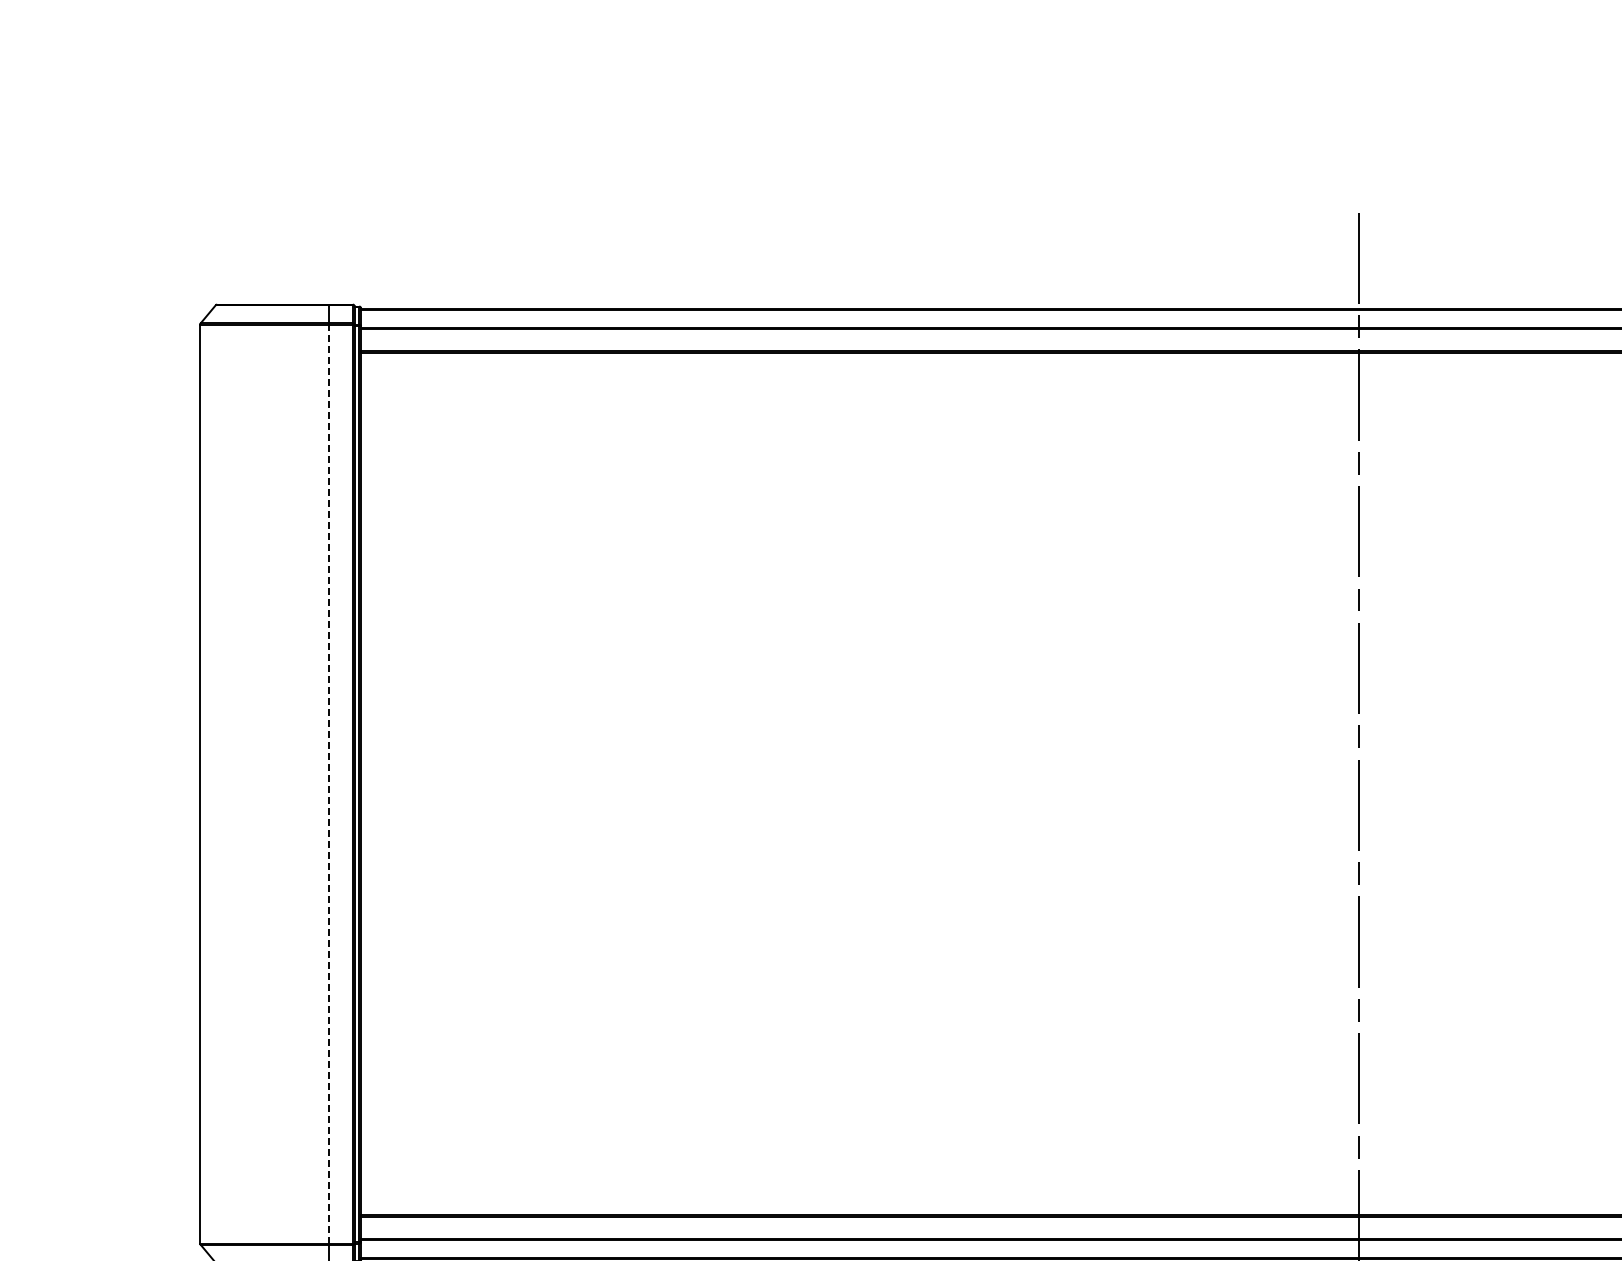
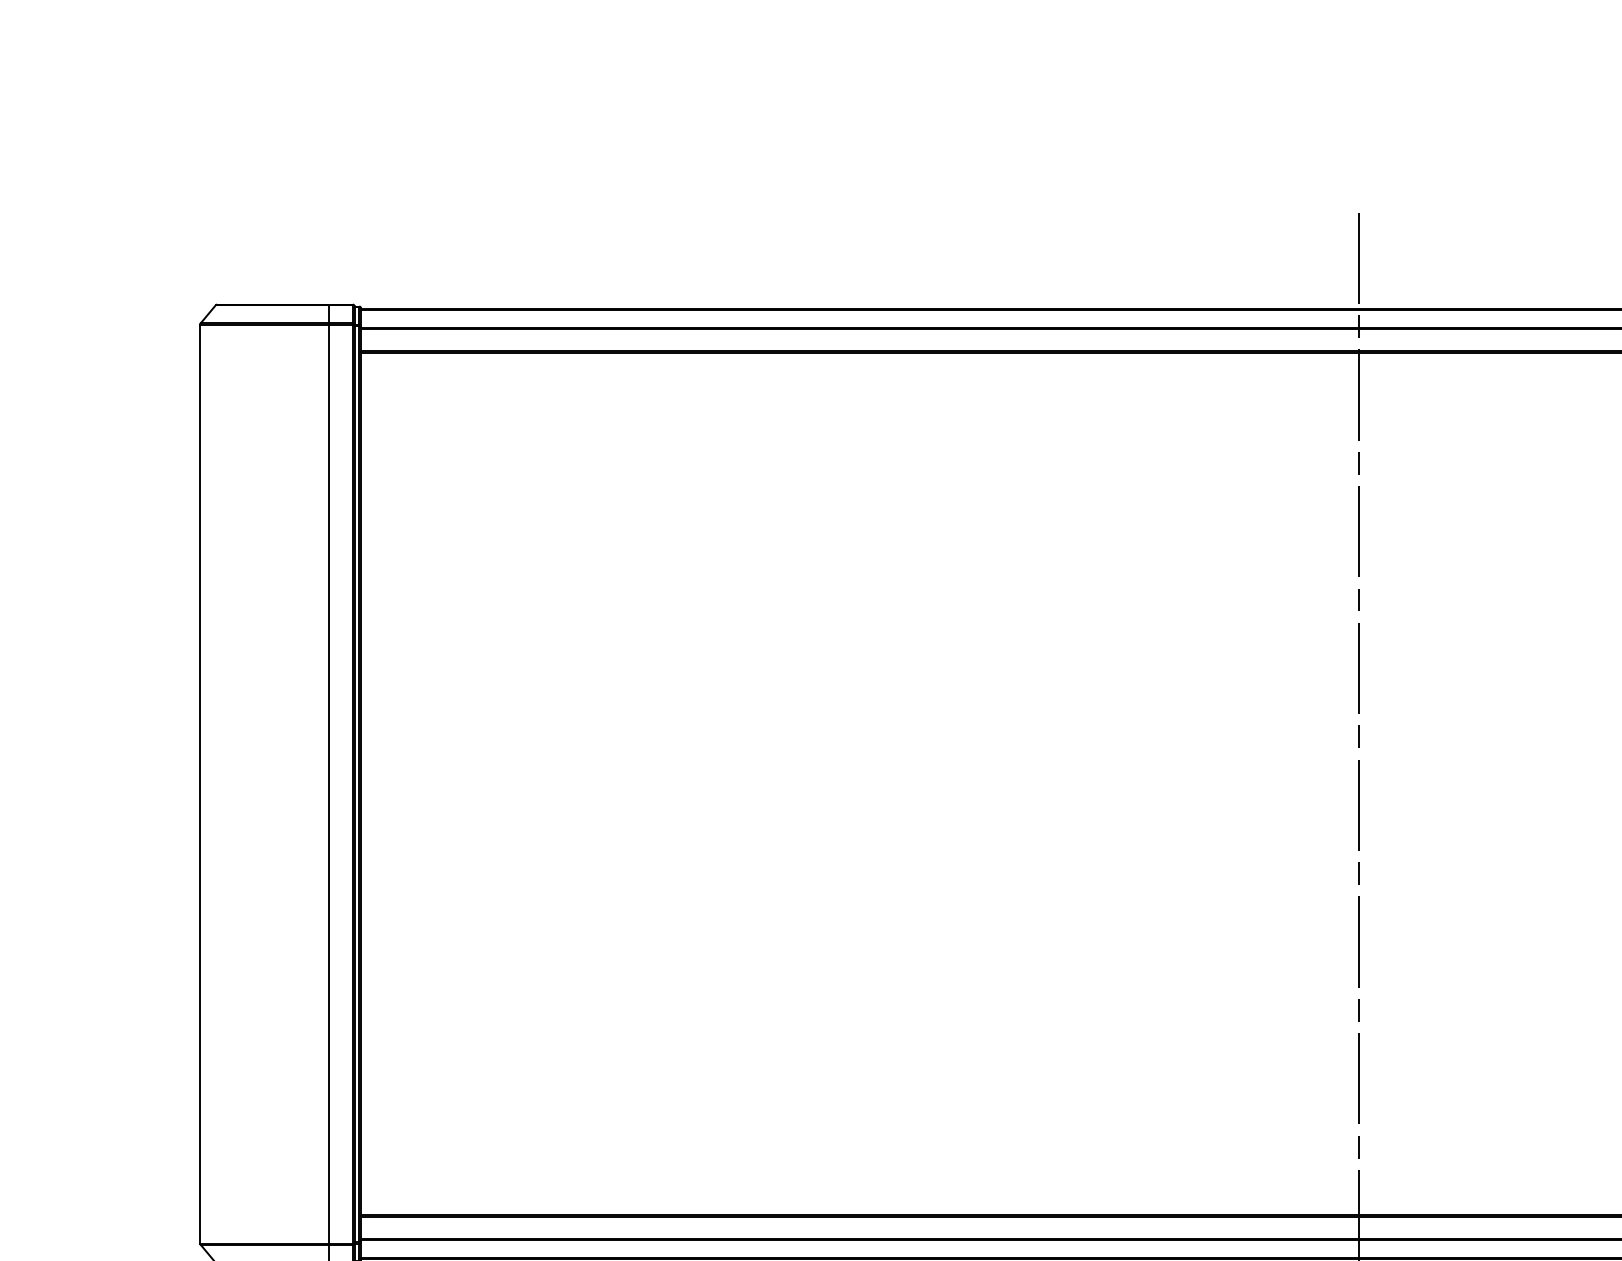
line: dashed -> solid (328, 783)
